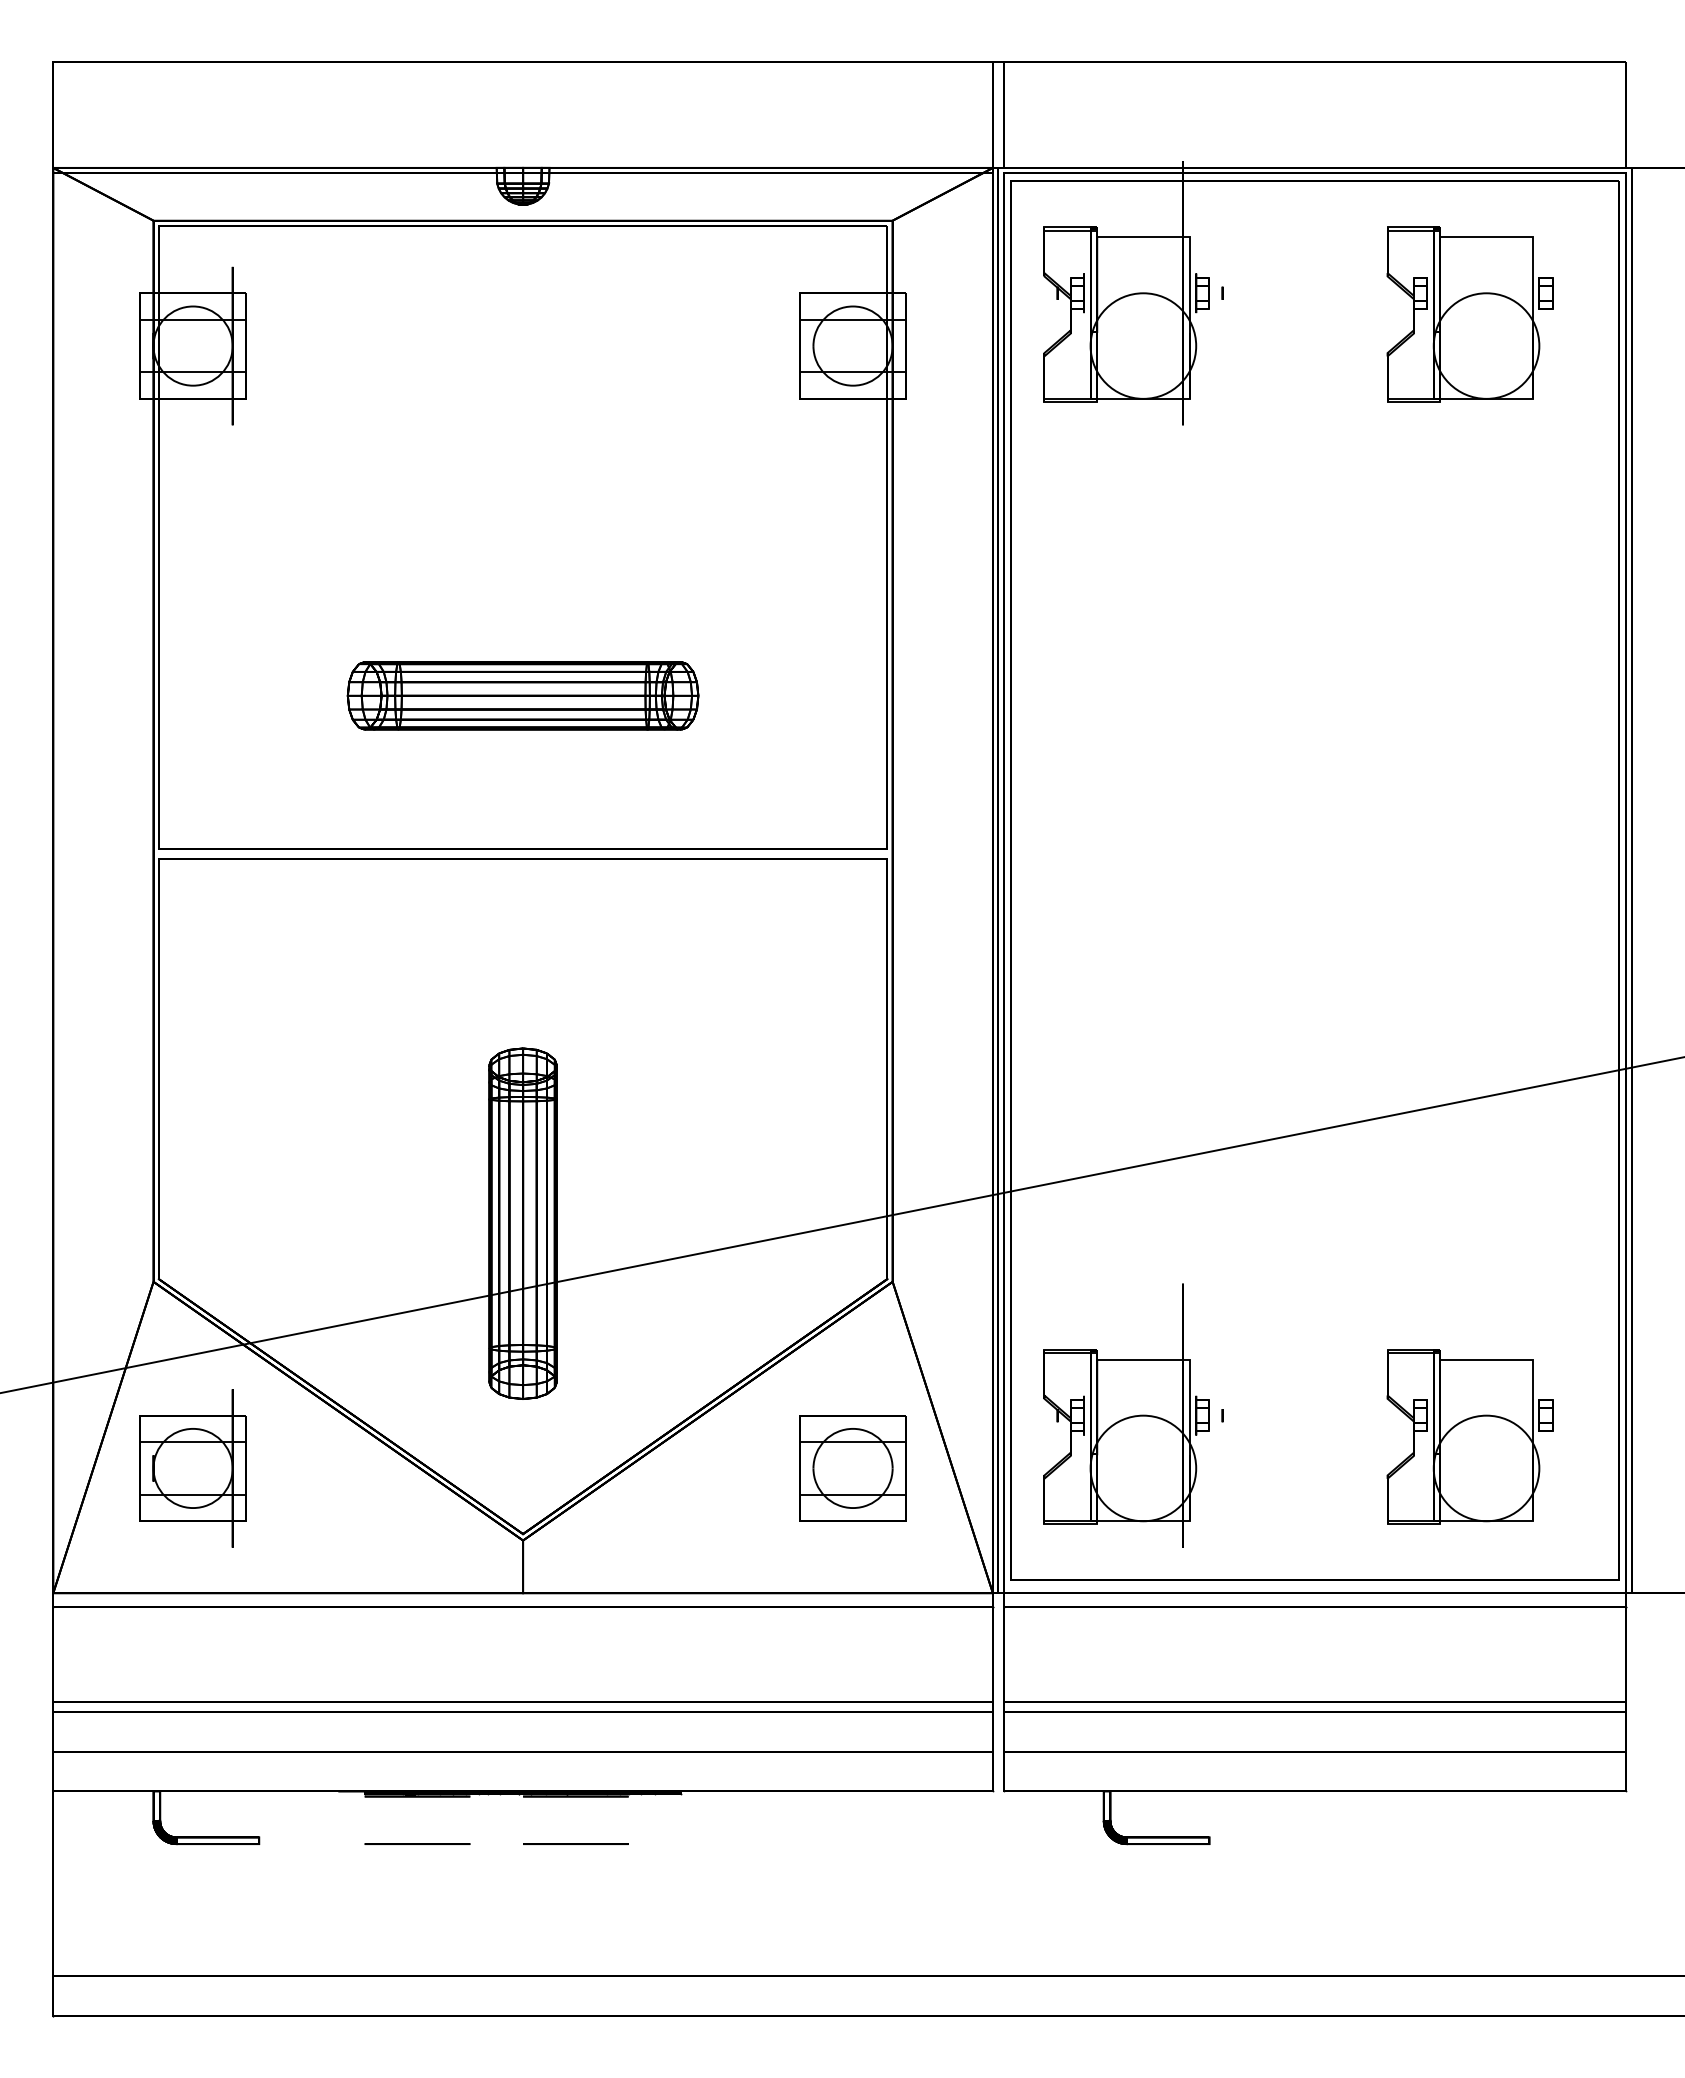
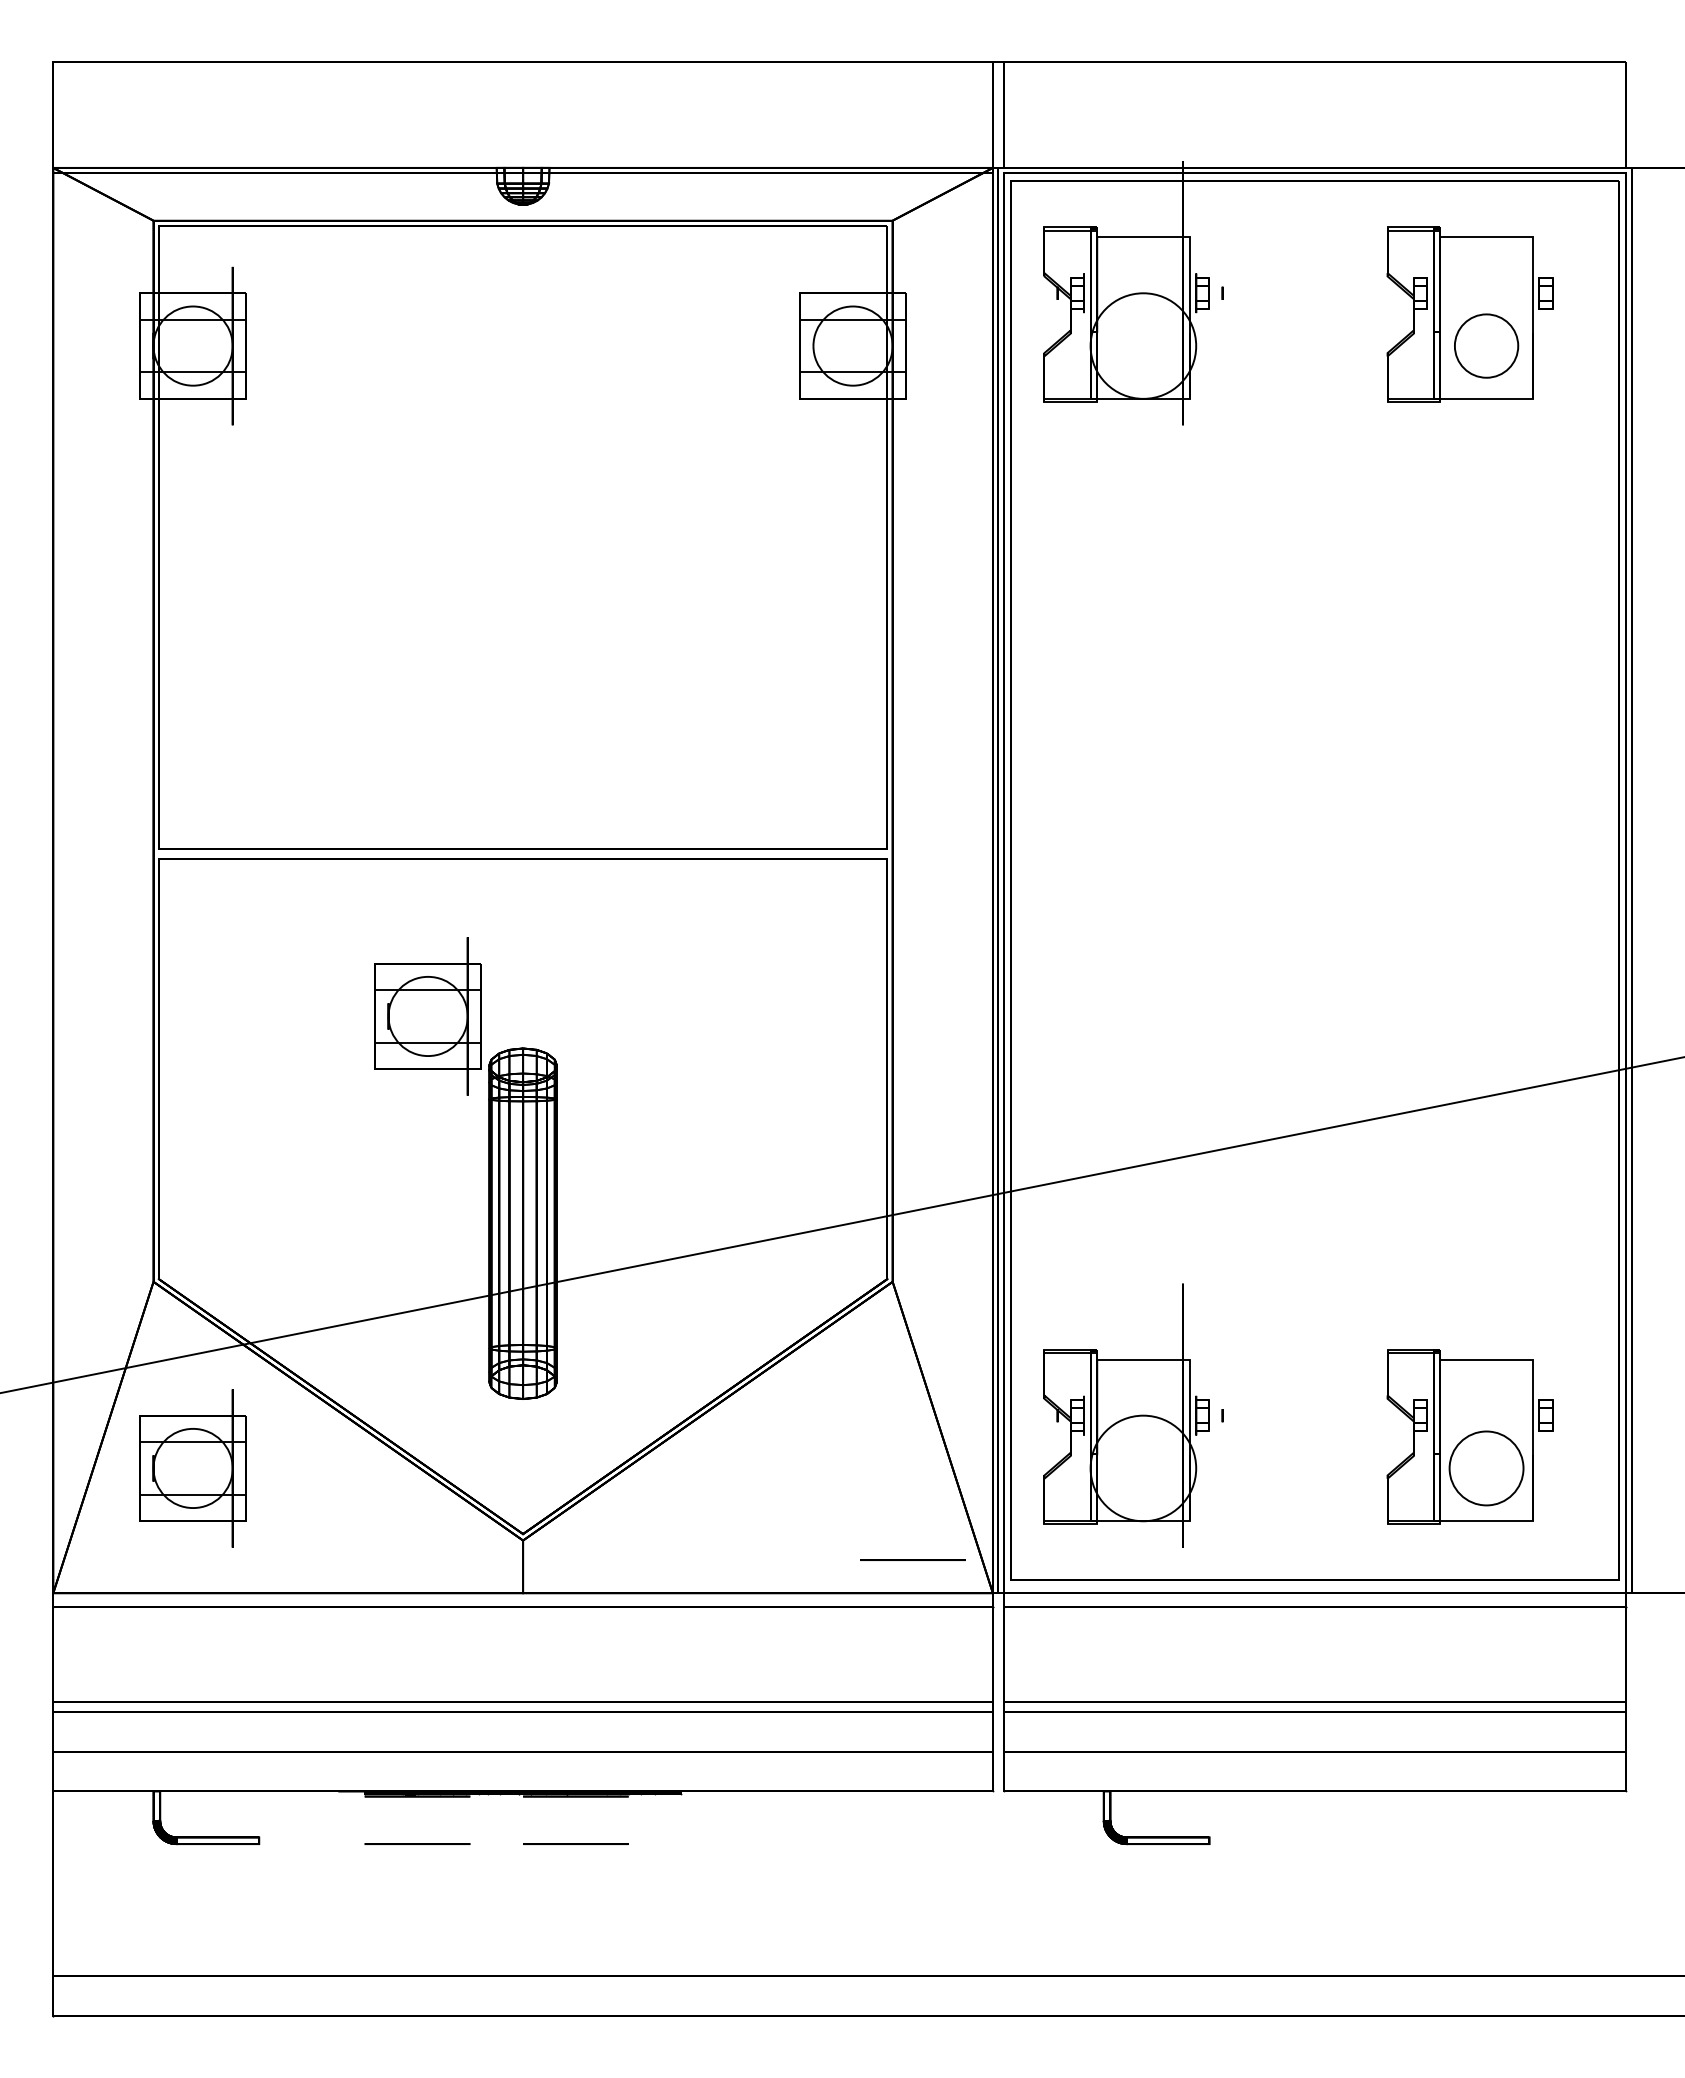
circle diameter: 106 px -> 63 px (1486, 345)
part: present -> none (522, 695)
part: none -> present (427, 1016)
part: present -> none (852, 1468)
circle diameter: 106 px -> 74 px (1486, 1468)
circle: none -> present (912, 1559)
